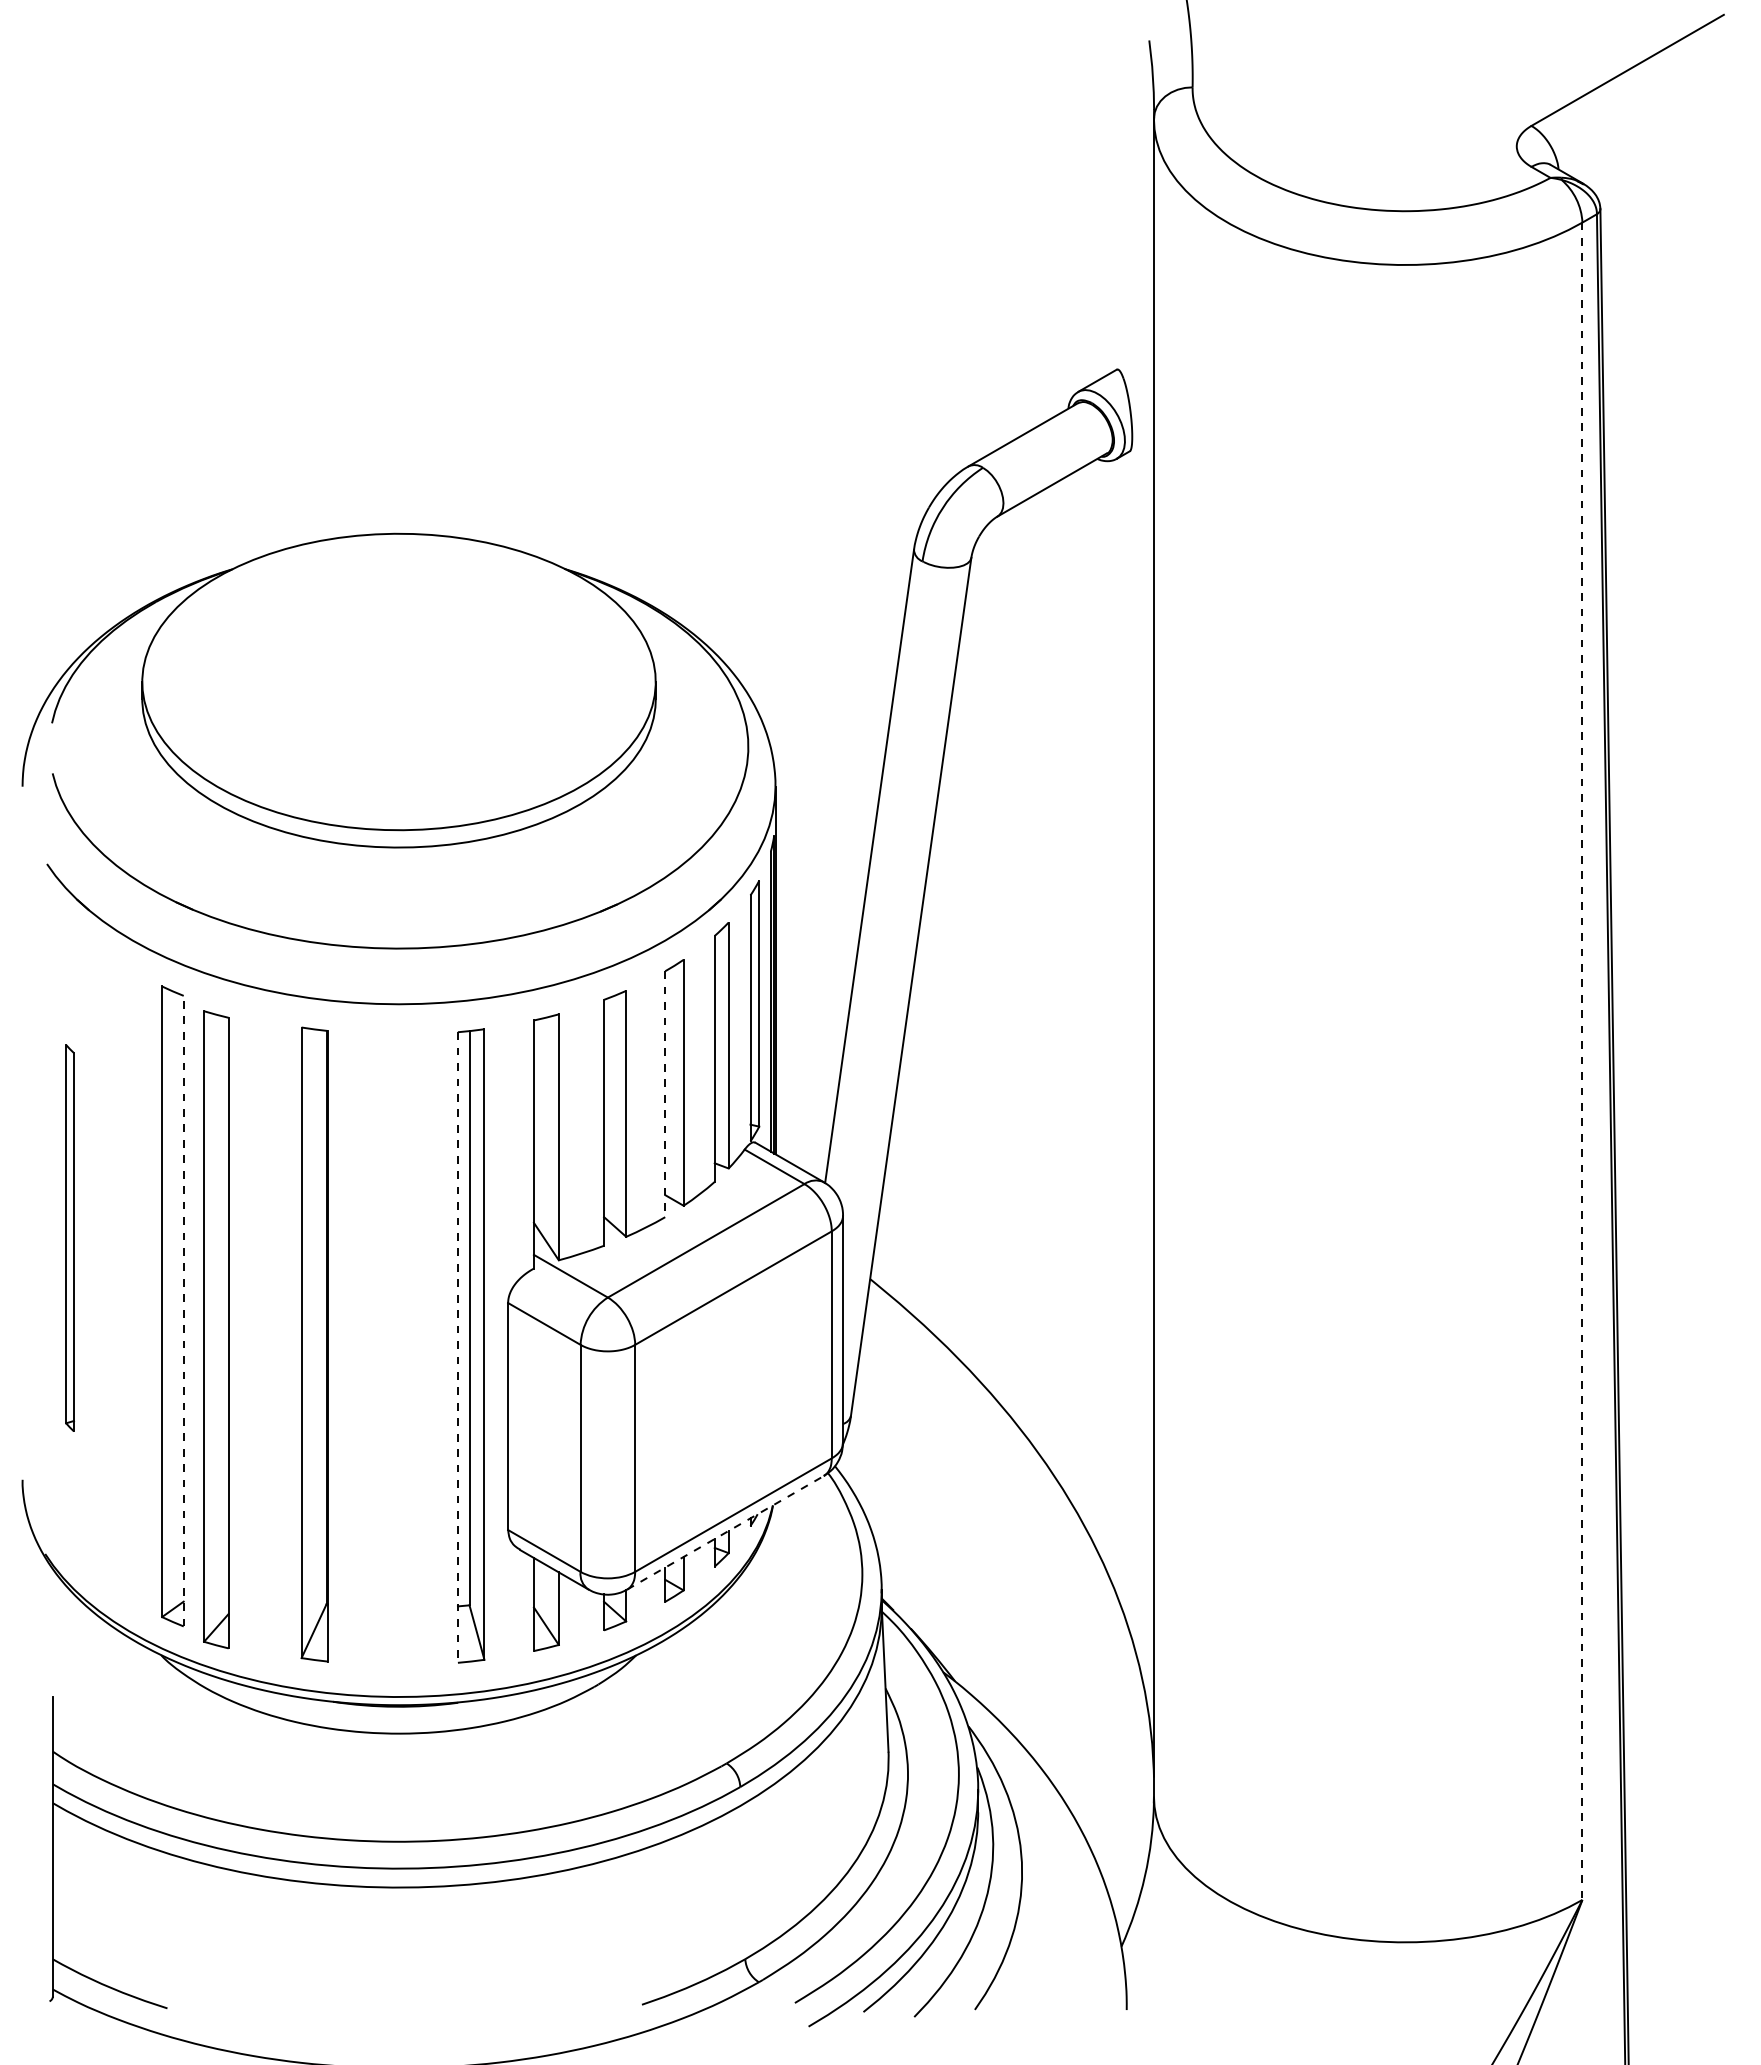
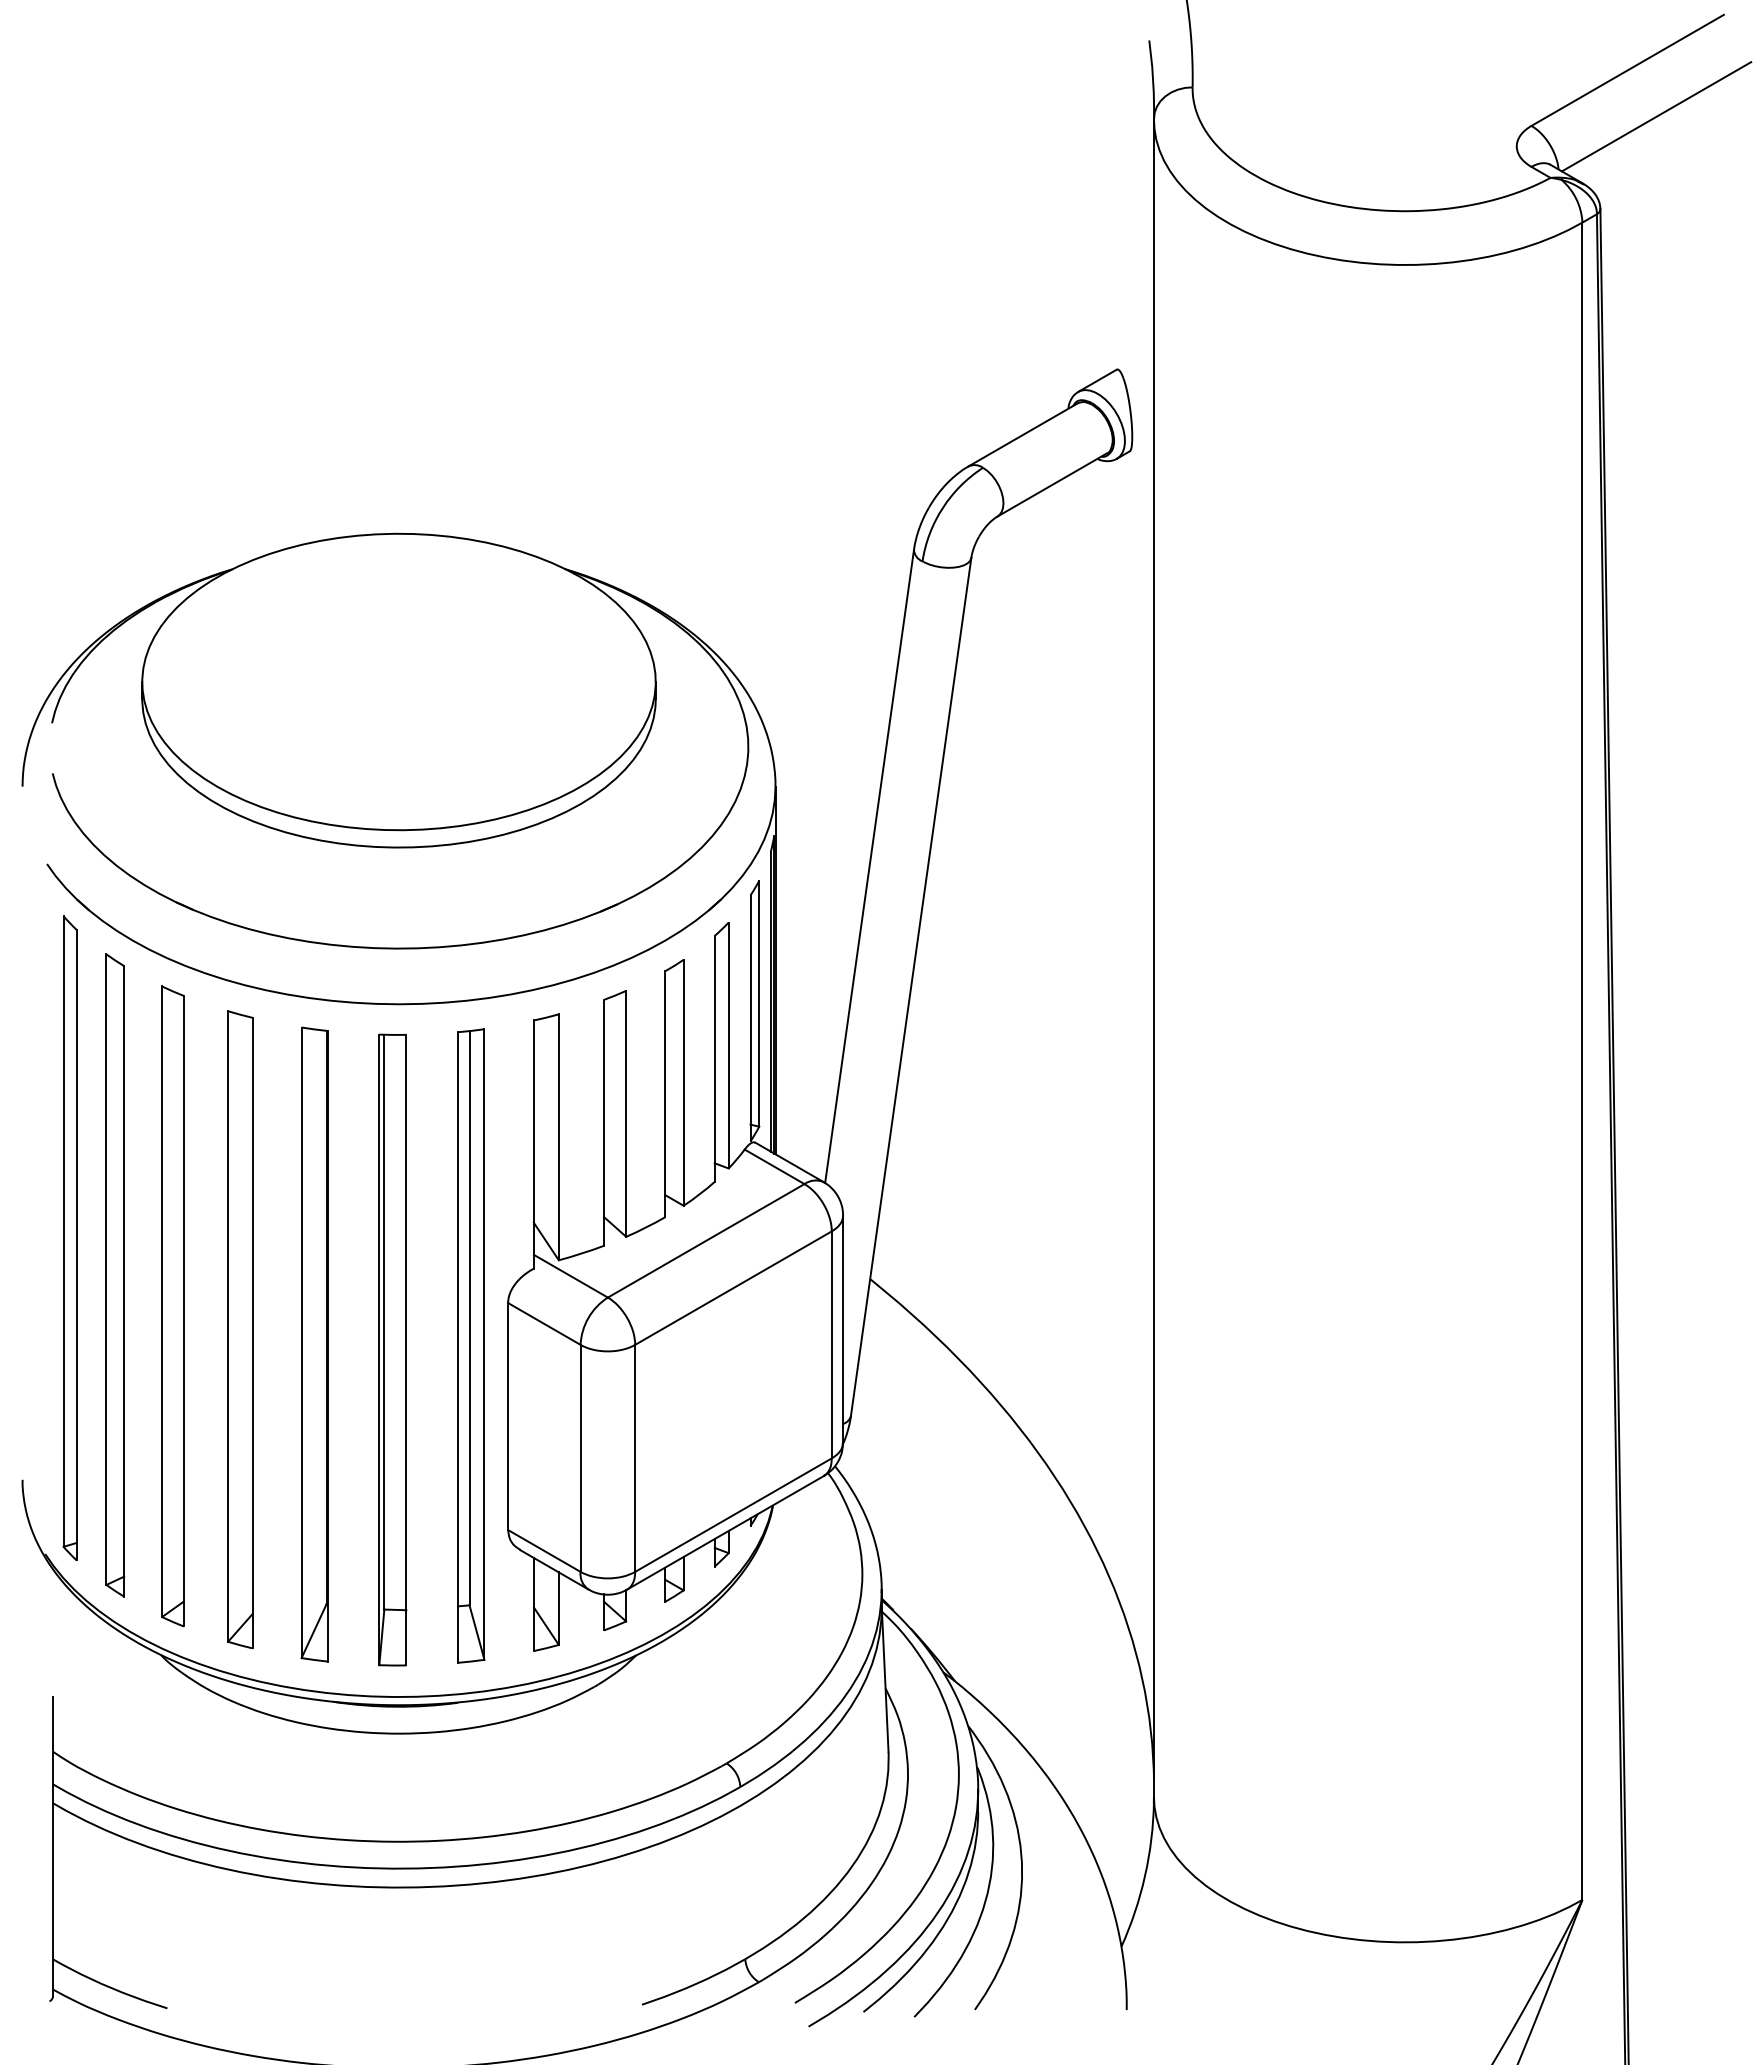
line: none -> present (1656, 116)
line: dashed -> solid (1582, 1061)
line: dashed -> solid (665, 1094)
part size: 10x388 px -> 16x646 px (69, 1237)
part: none -> present (115, 1275)
line: dashed -> solid (183, 1310)
part position: (216, 1329) -> (240, 1329) (240, 1329)
line: dashed -> solid (457, 1348)
part: none -> present (392, 1349)
line: dashed -> solid (725, 1532)
